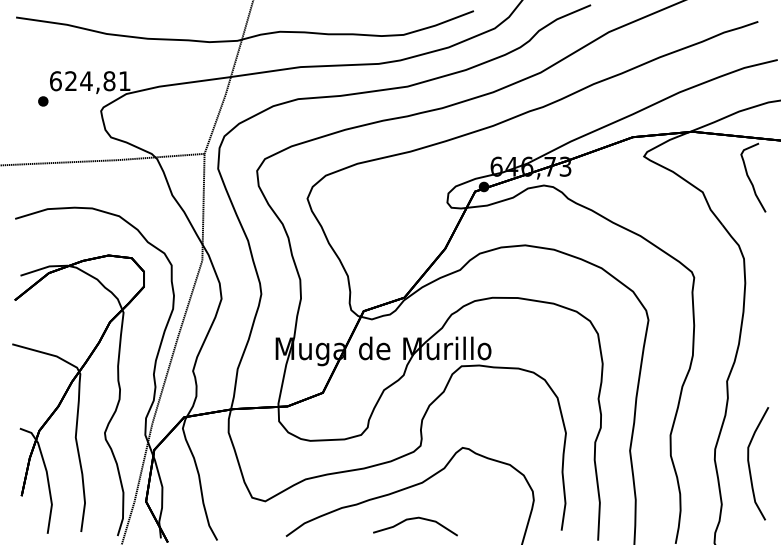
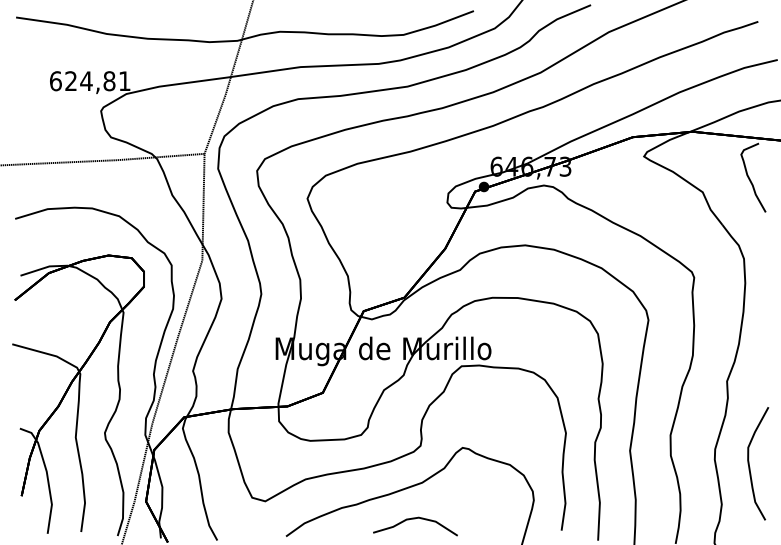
part: present -> none (43, 101)
